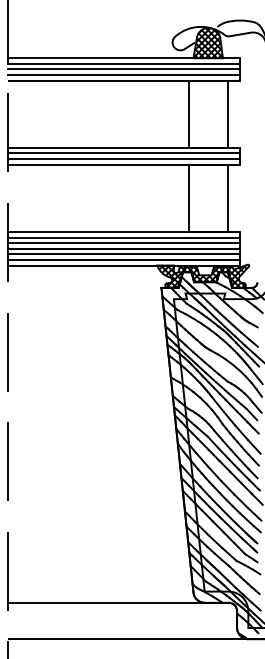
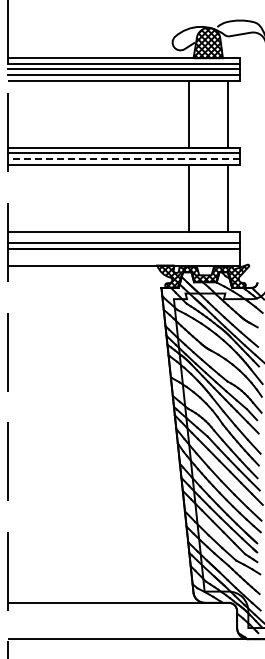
line: solid -> dashed (123, 159)
line: present -> none (124, 237)
line: present -> none (124, 254)
line: present -> none (124, 259)
